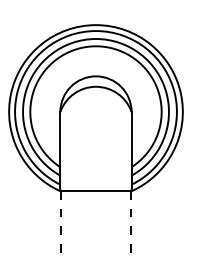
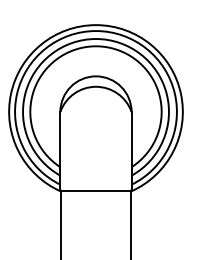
line: dashed -> solid (60, 225)
line: dashed -> solid (131, 225)
